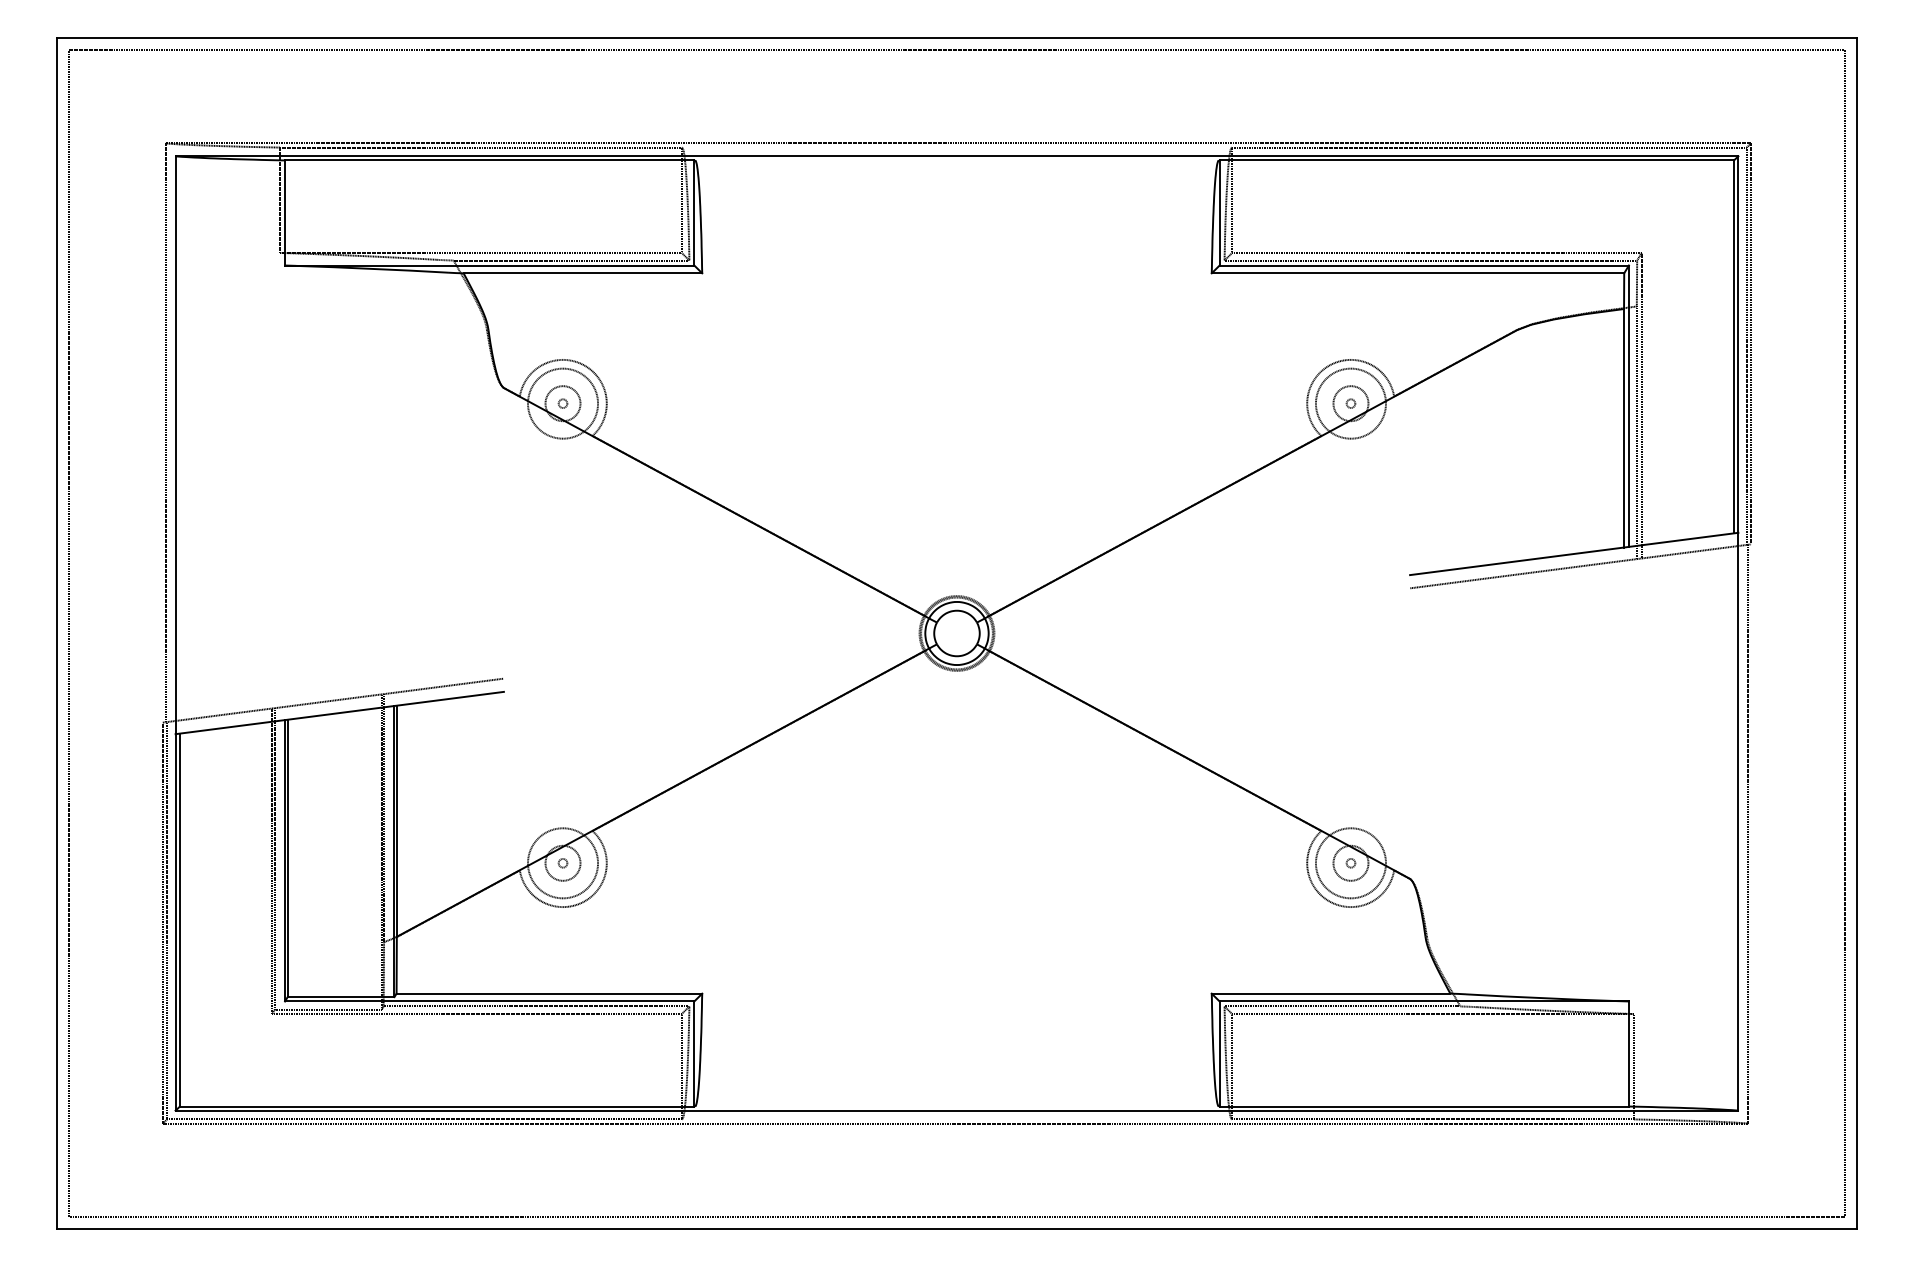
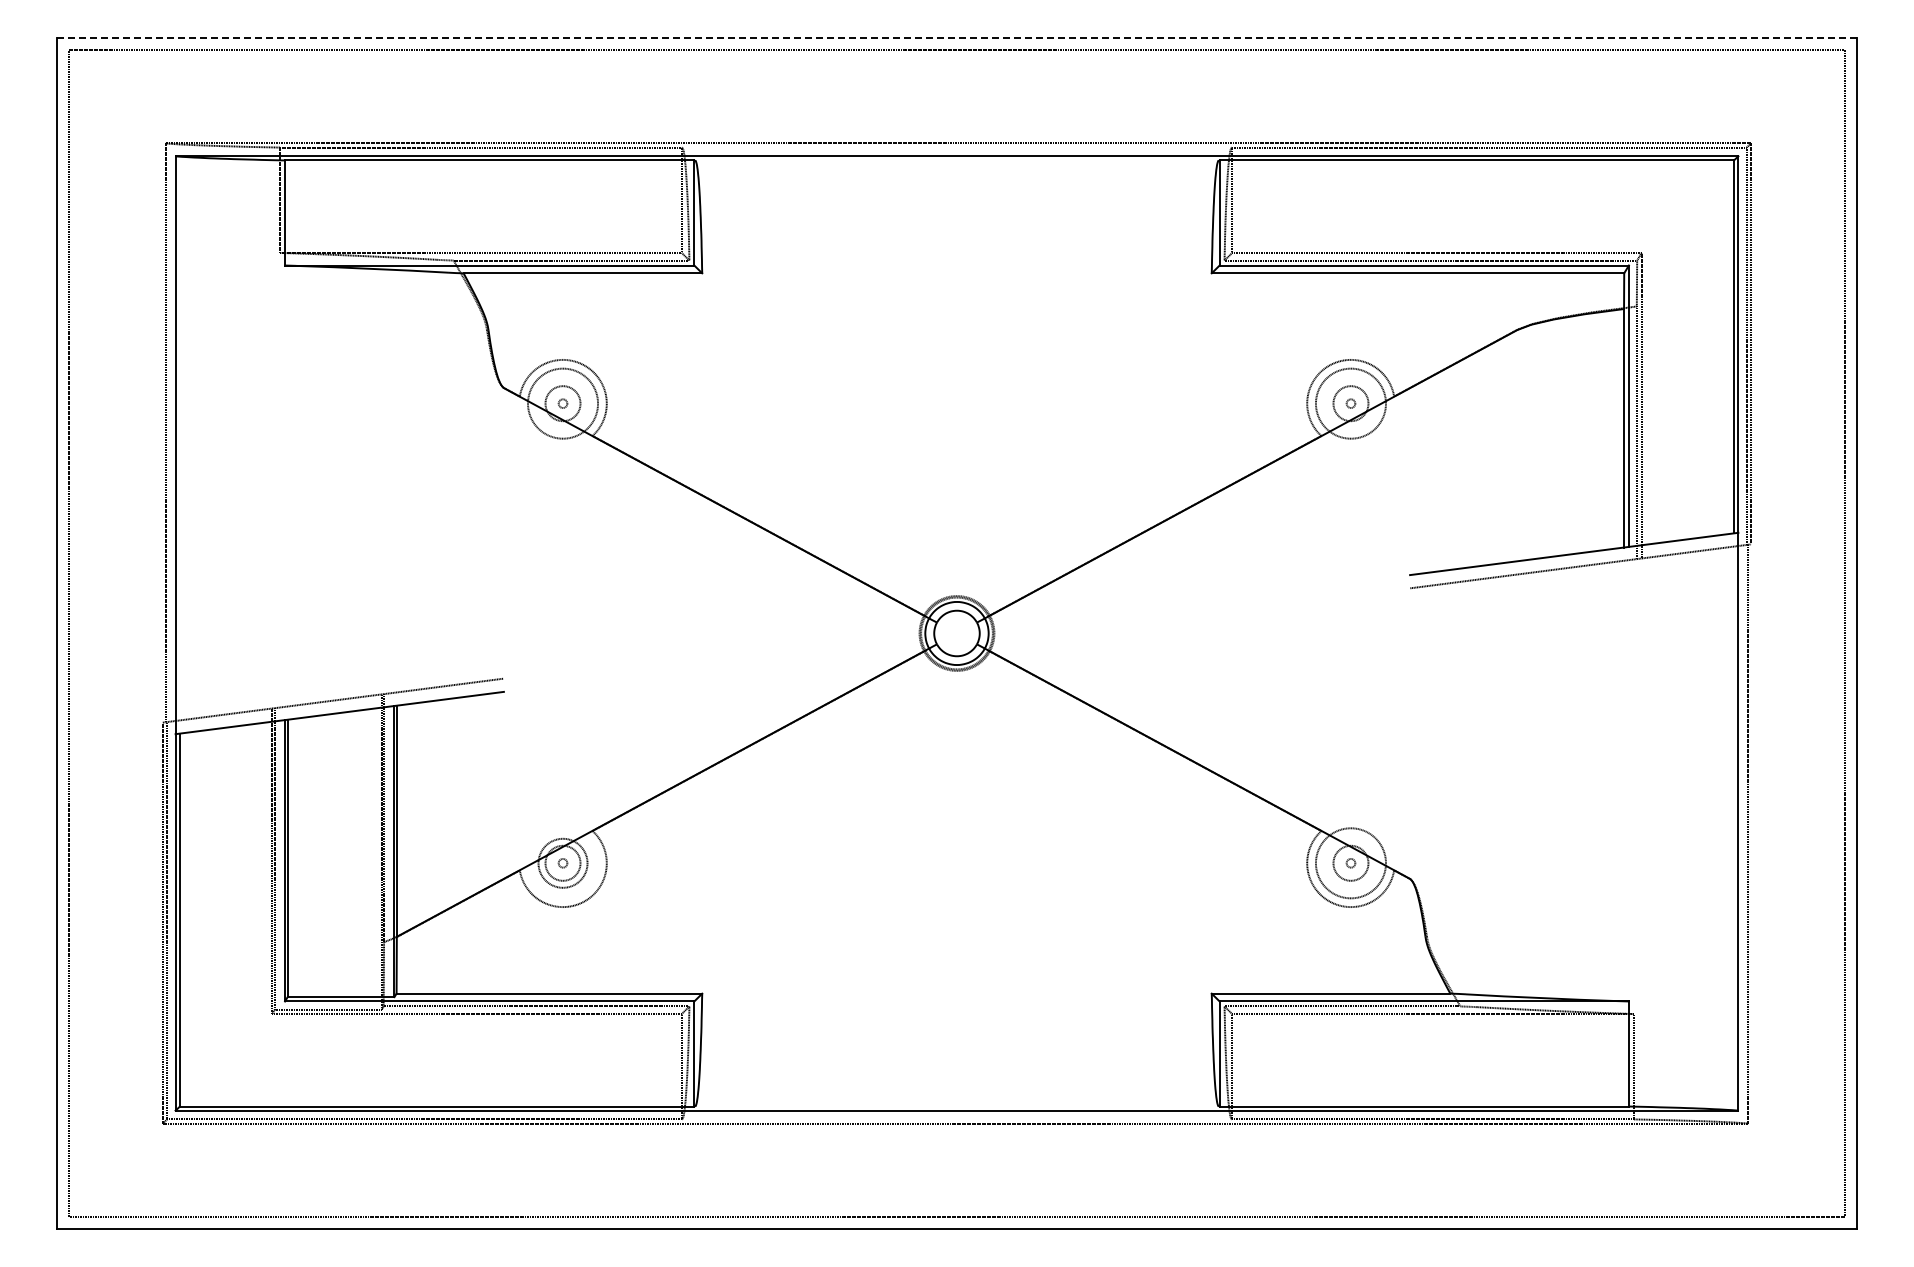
line: solid -> dashed (956, 38)
circle diameter: 70 px -> 49 px (562, 862)
